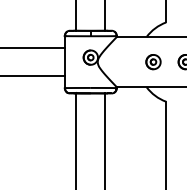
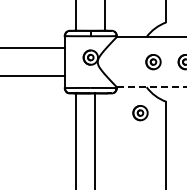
line: solid -> dashed (151, 87)
part: none -> present (140, 113)
line position: (105, 139) -> (95, 139) (95, 139)
